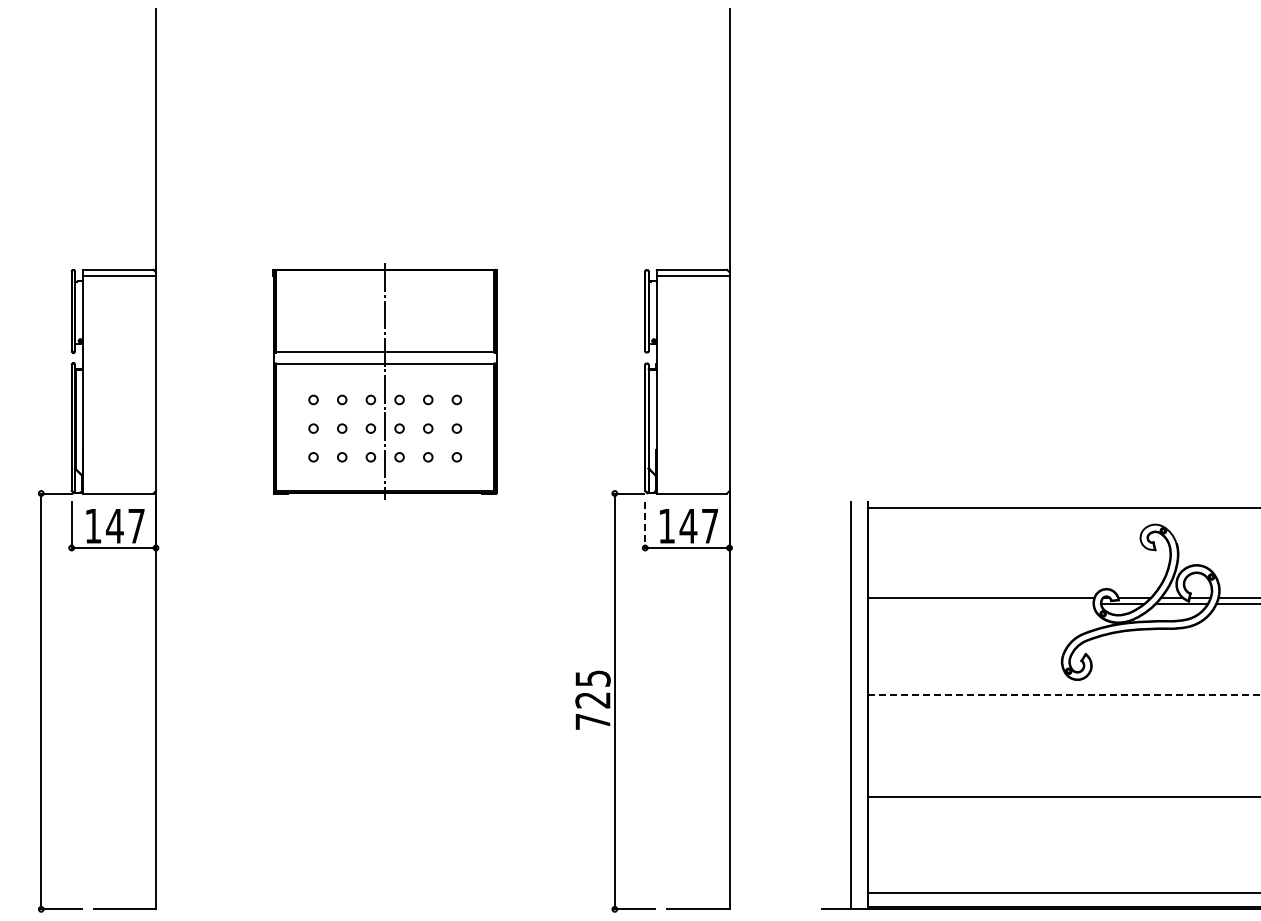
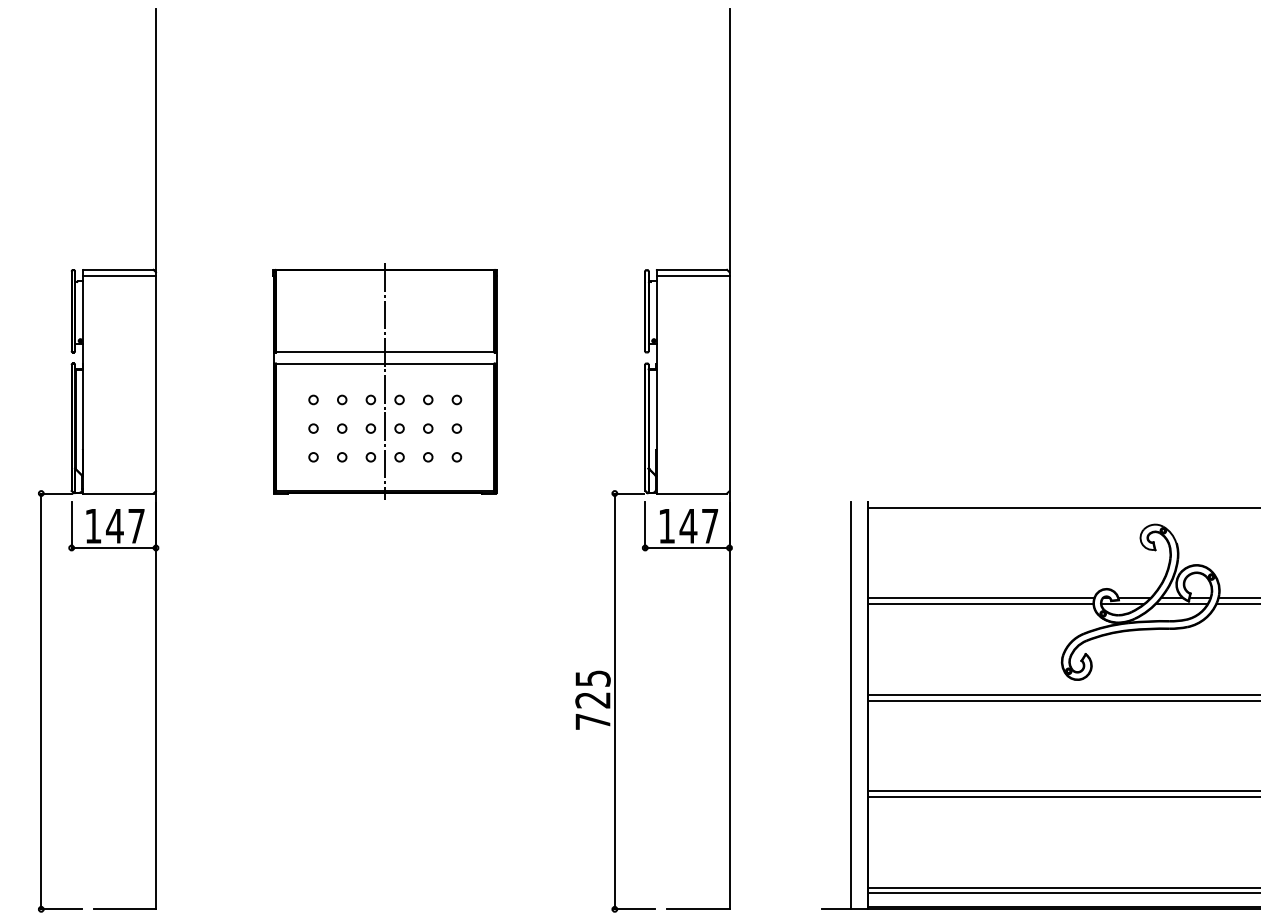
line: dashed -> solid (645, 525)
line: none -> present (980, 604)
line: dashed -> solid (1064, 694)
line: none -> present (1062, 700)
line: none -> present (1062, 791)
line: none -> present (1062, 887)
